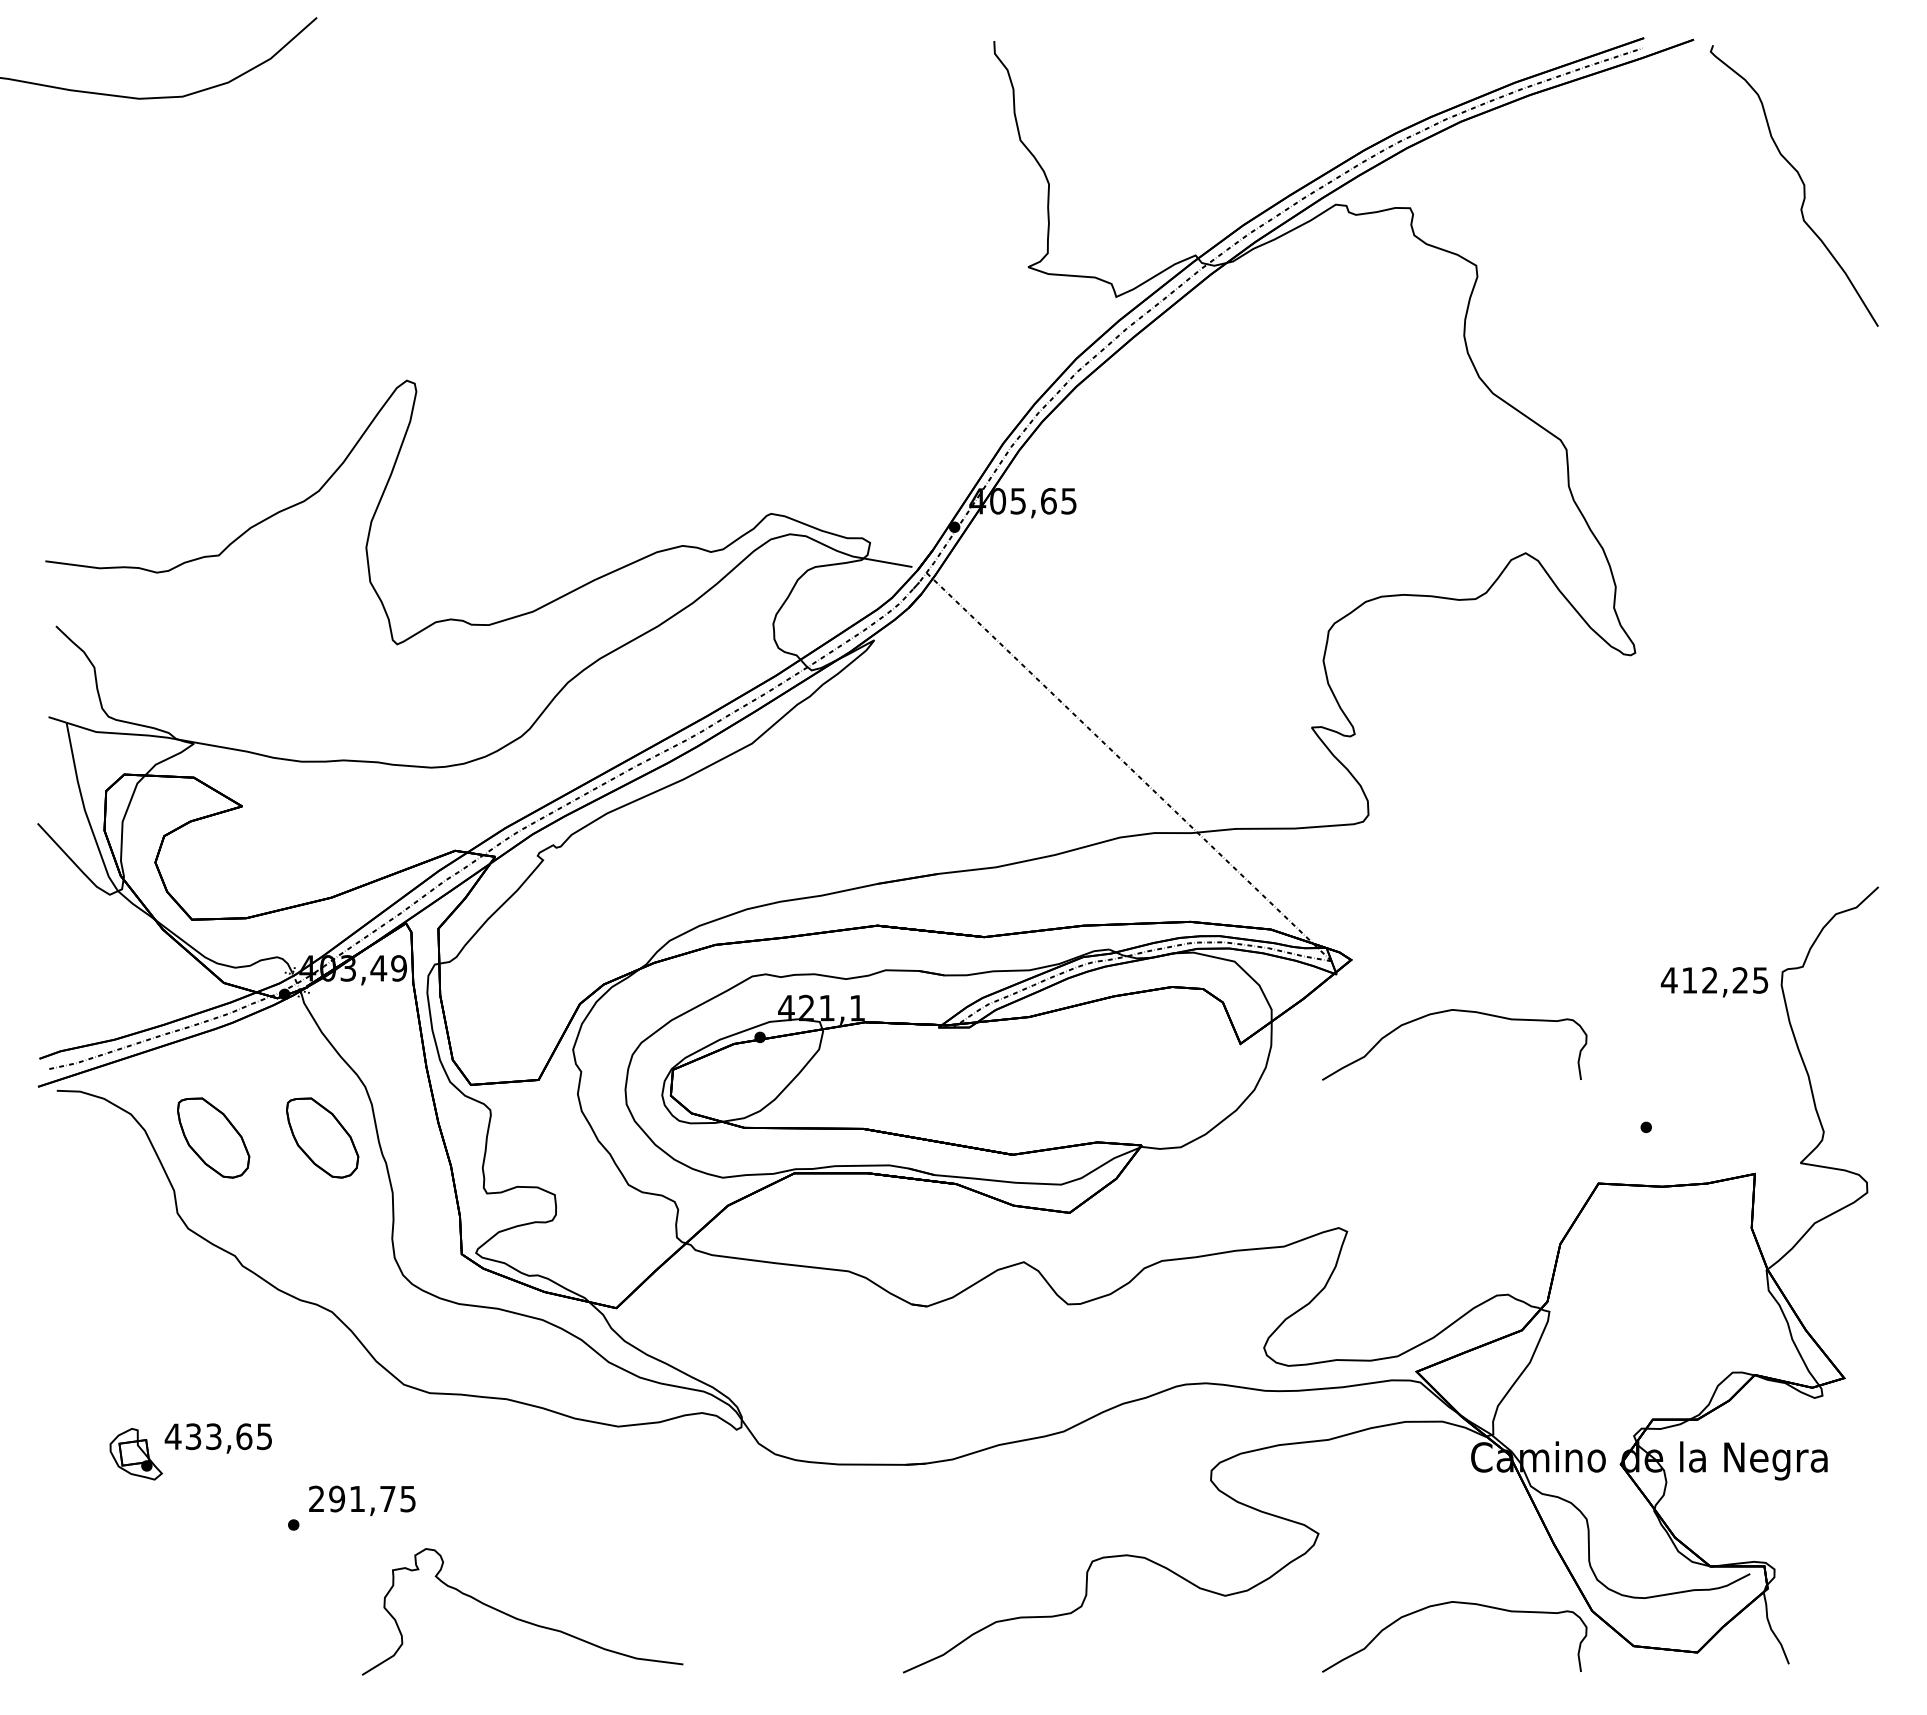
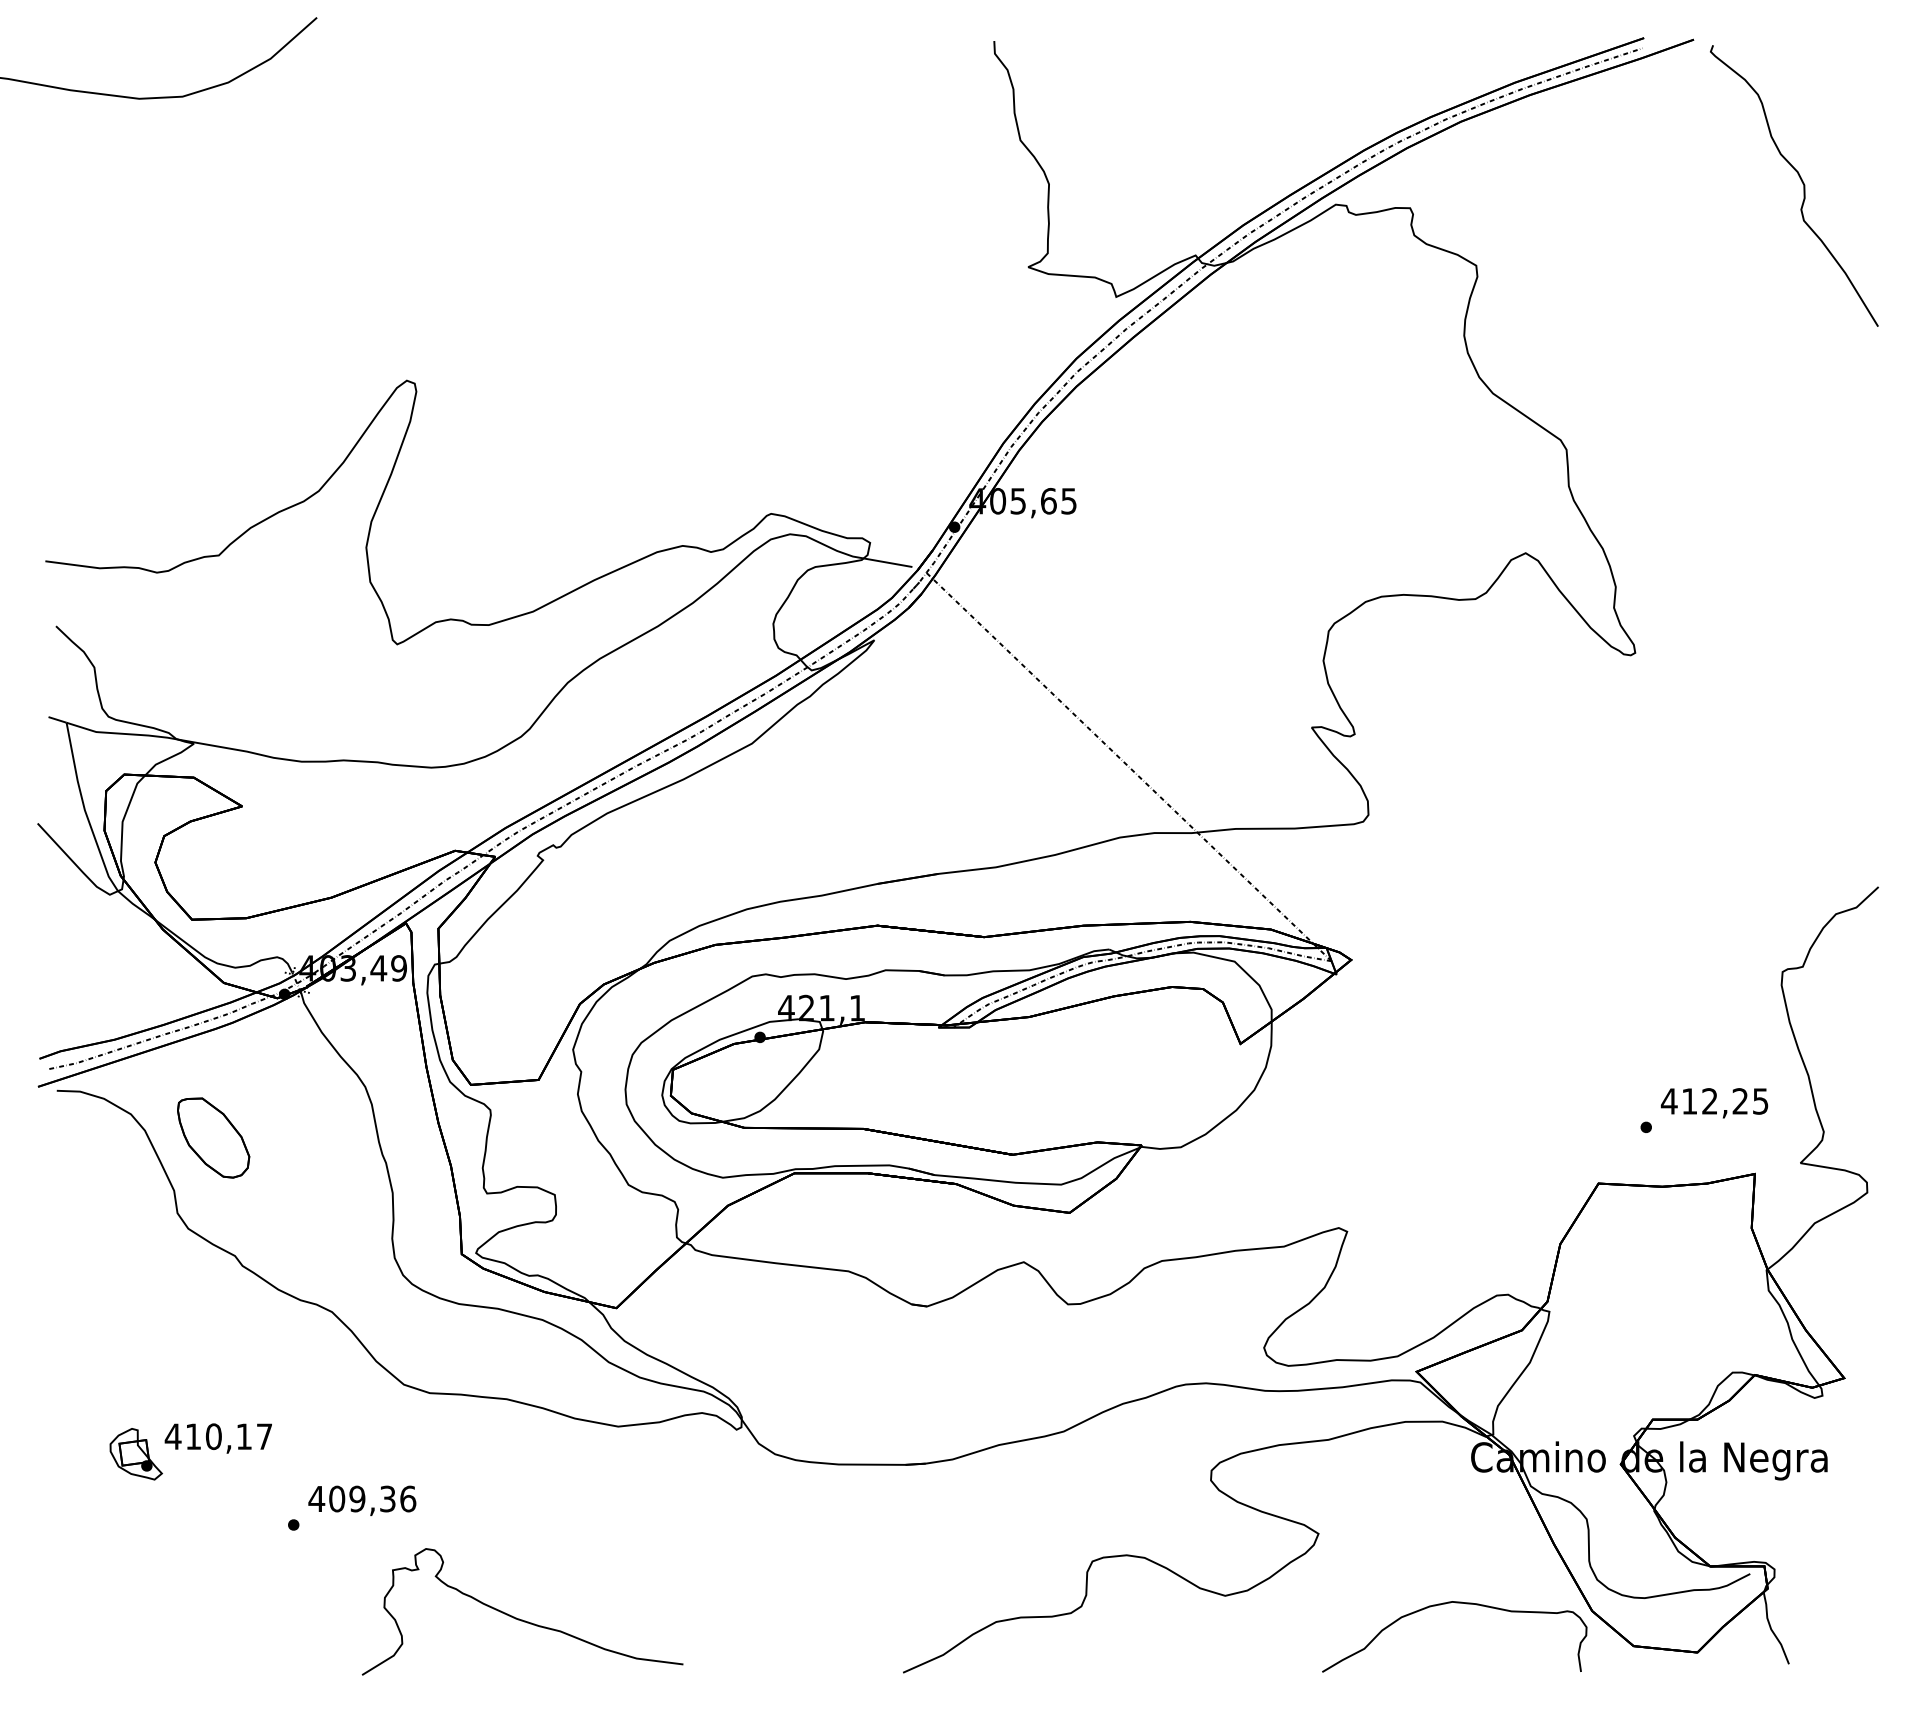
text position: (1714, 982) -> (1714, 1103) (1714, 1103)
curve: present -> none (1455, 1011)
part: present -> none (322, 1137)
text: 433,65 -> 410,17 (228, 1436)
text: 291,75 -> 409,36 (362, 1498)
